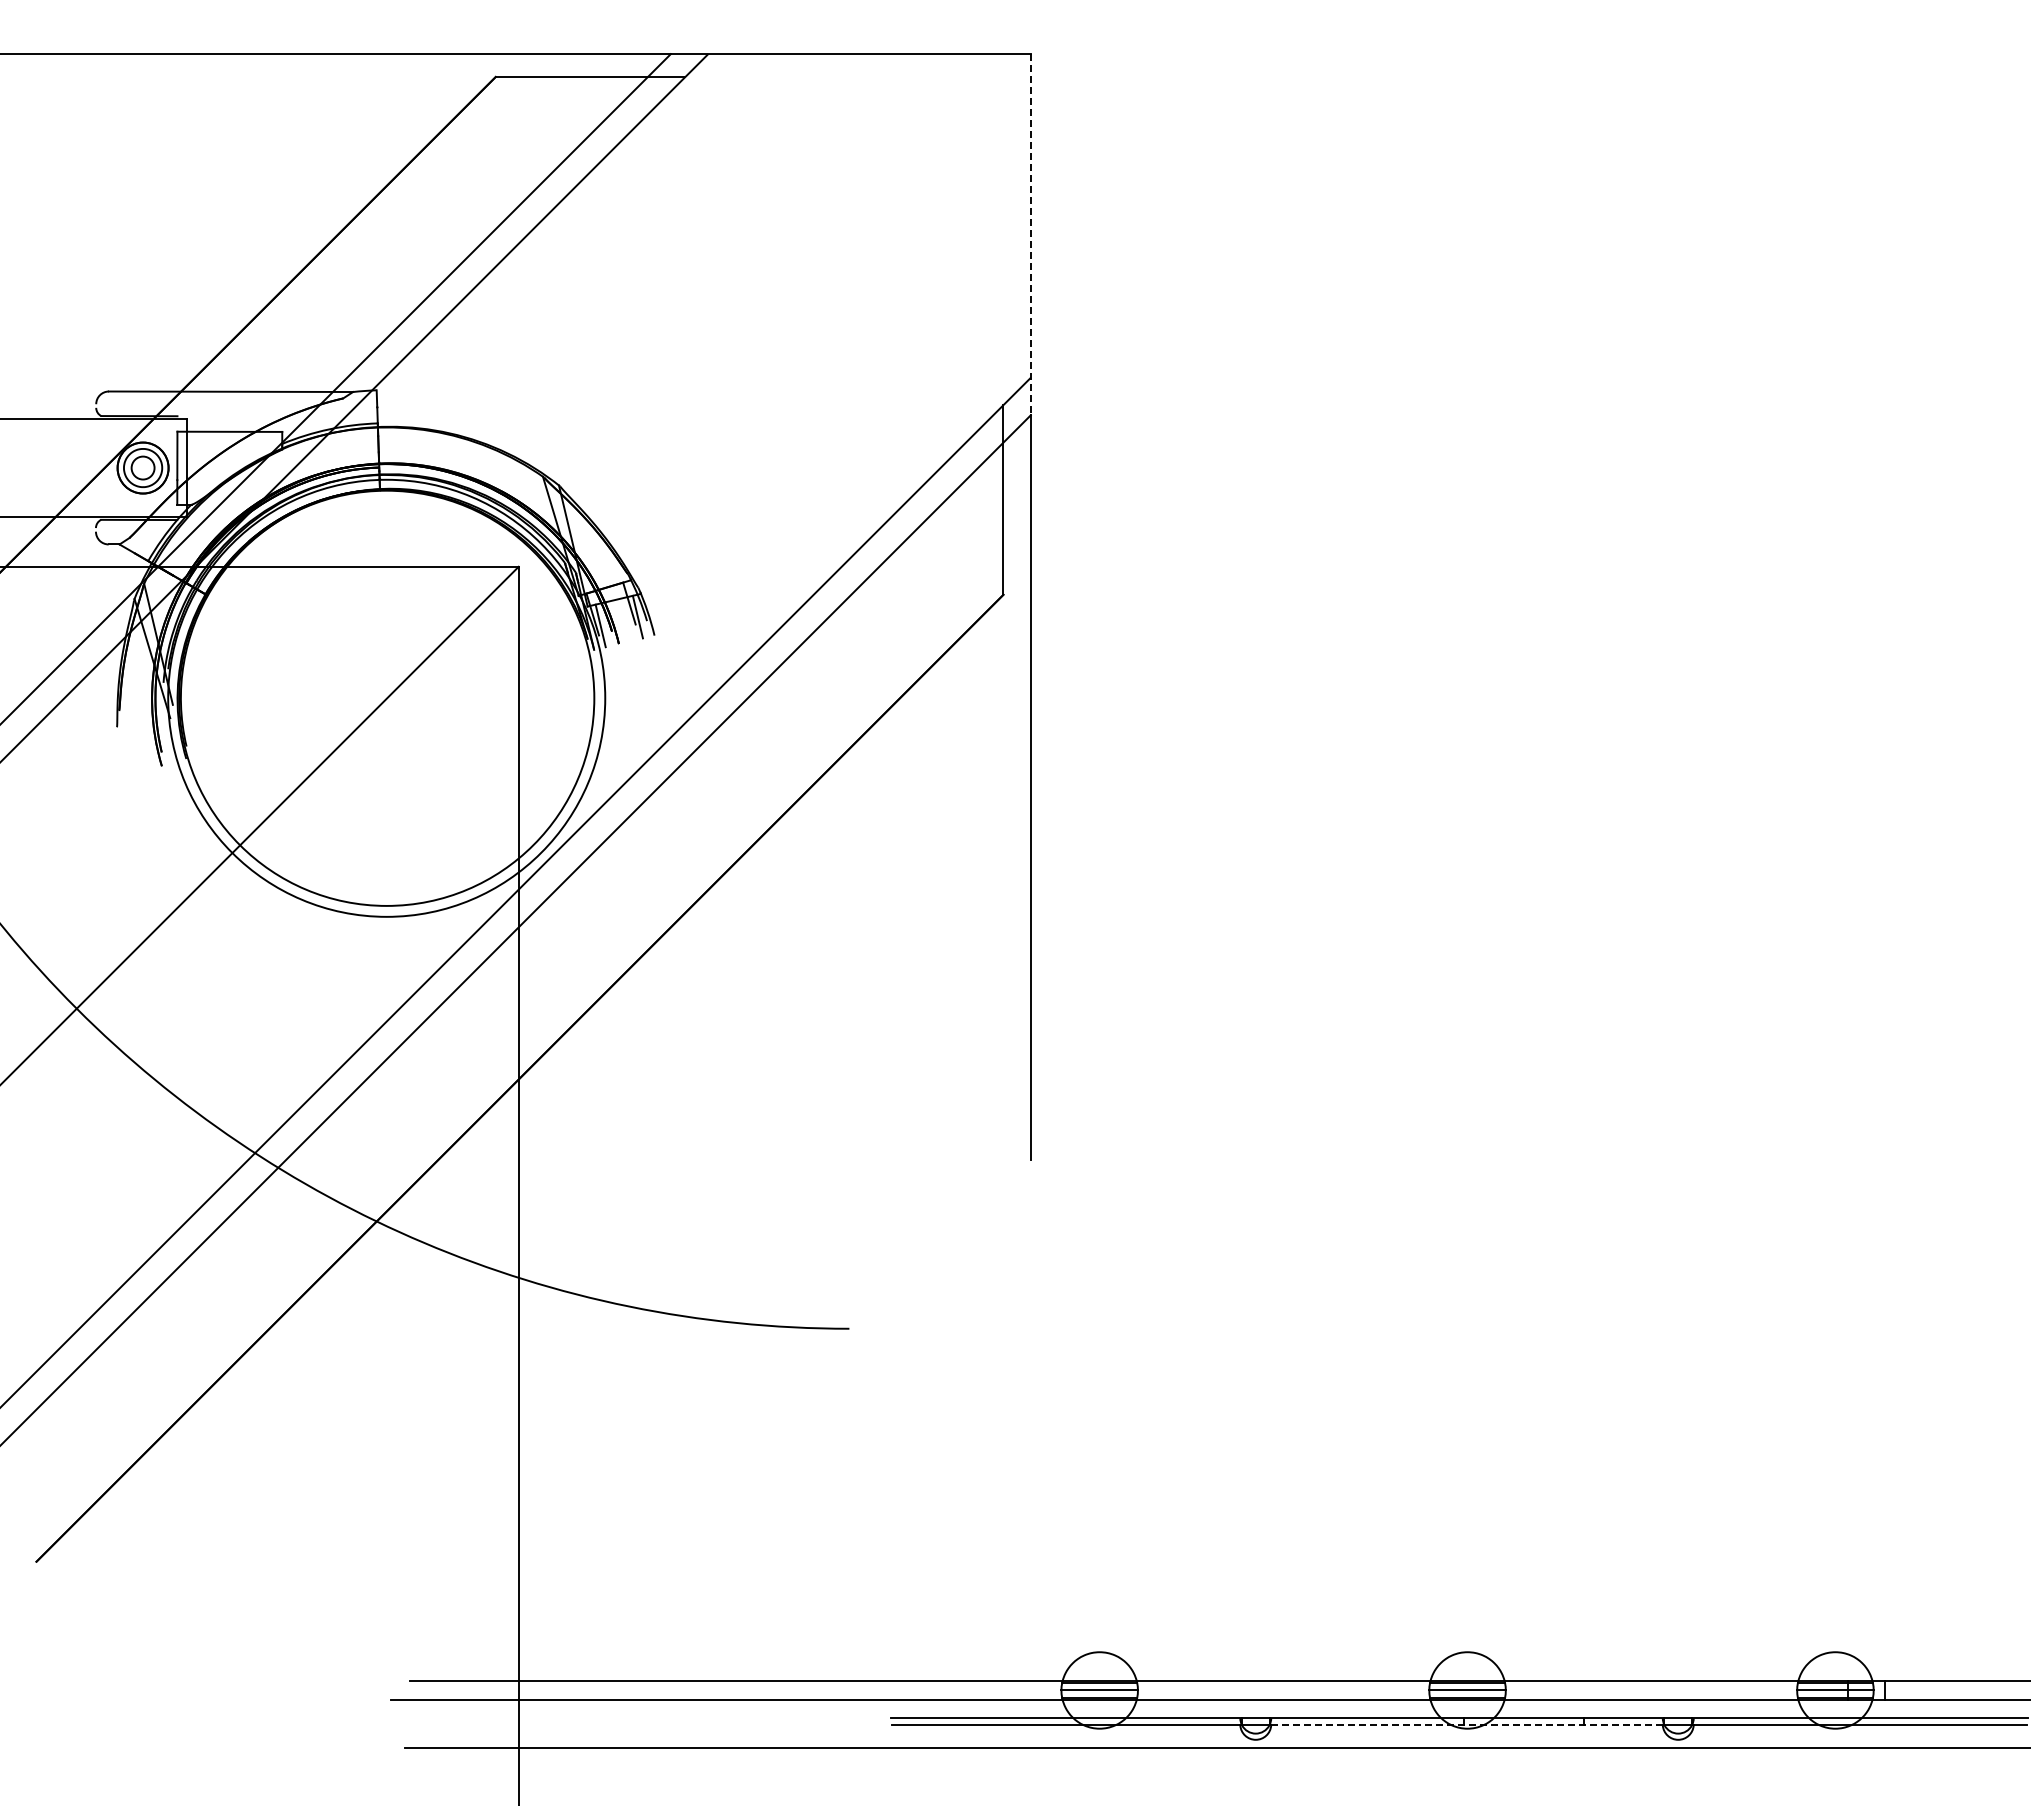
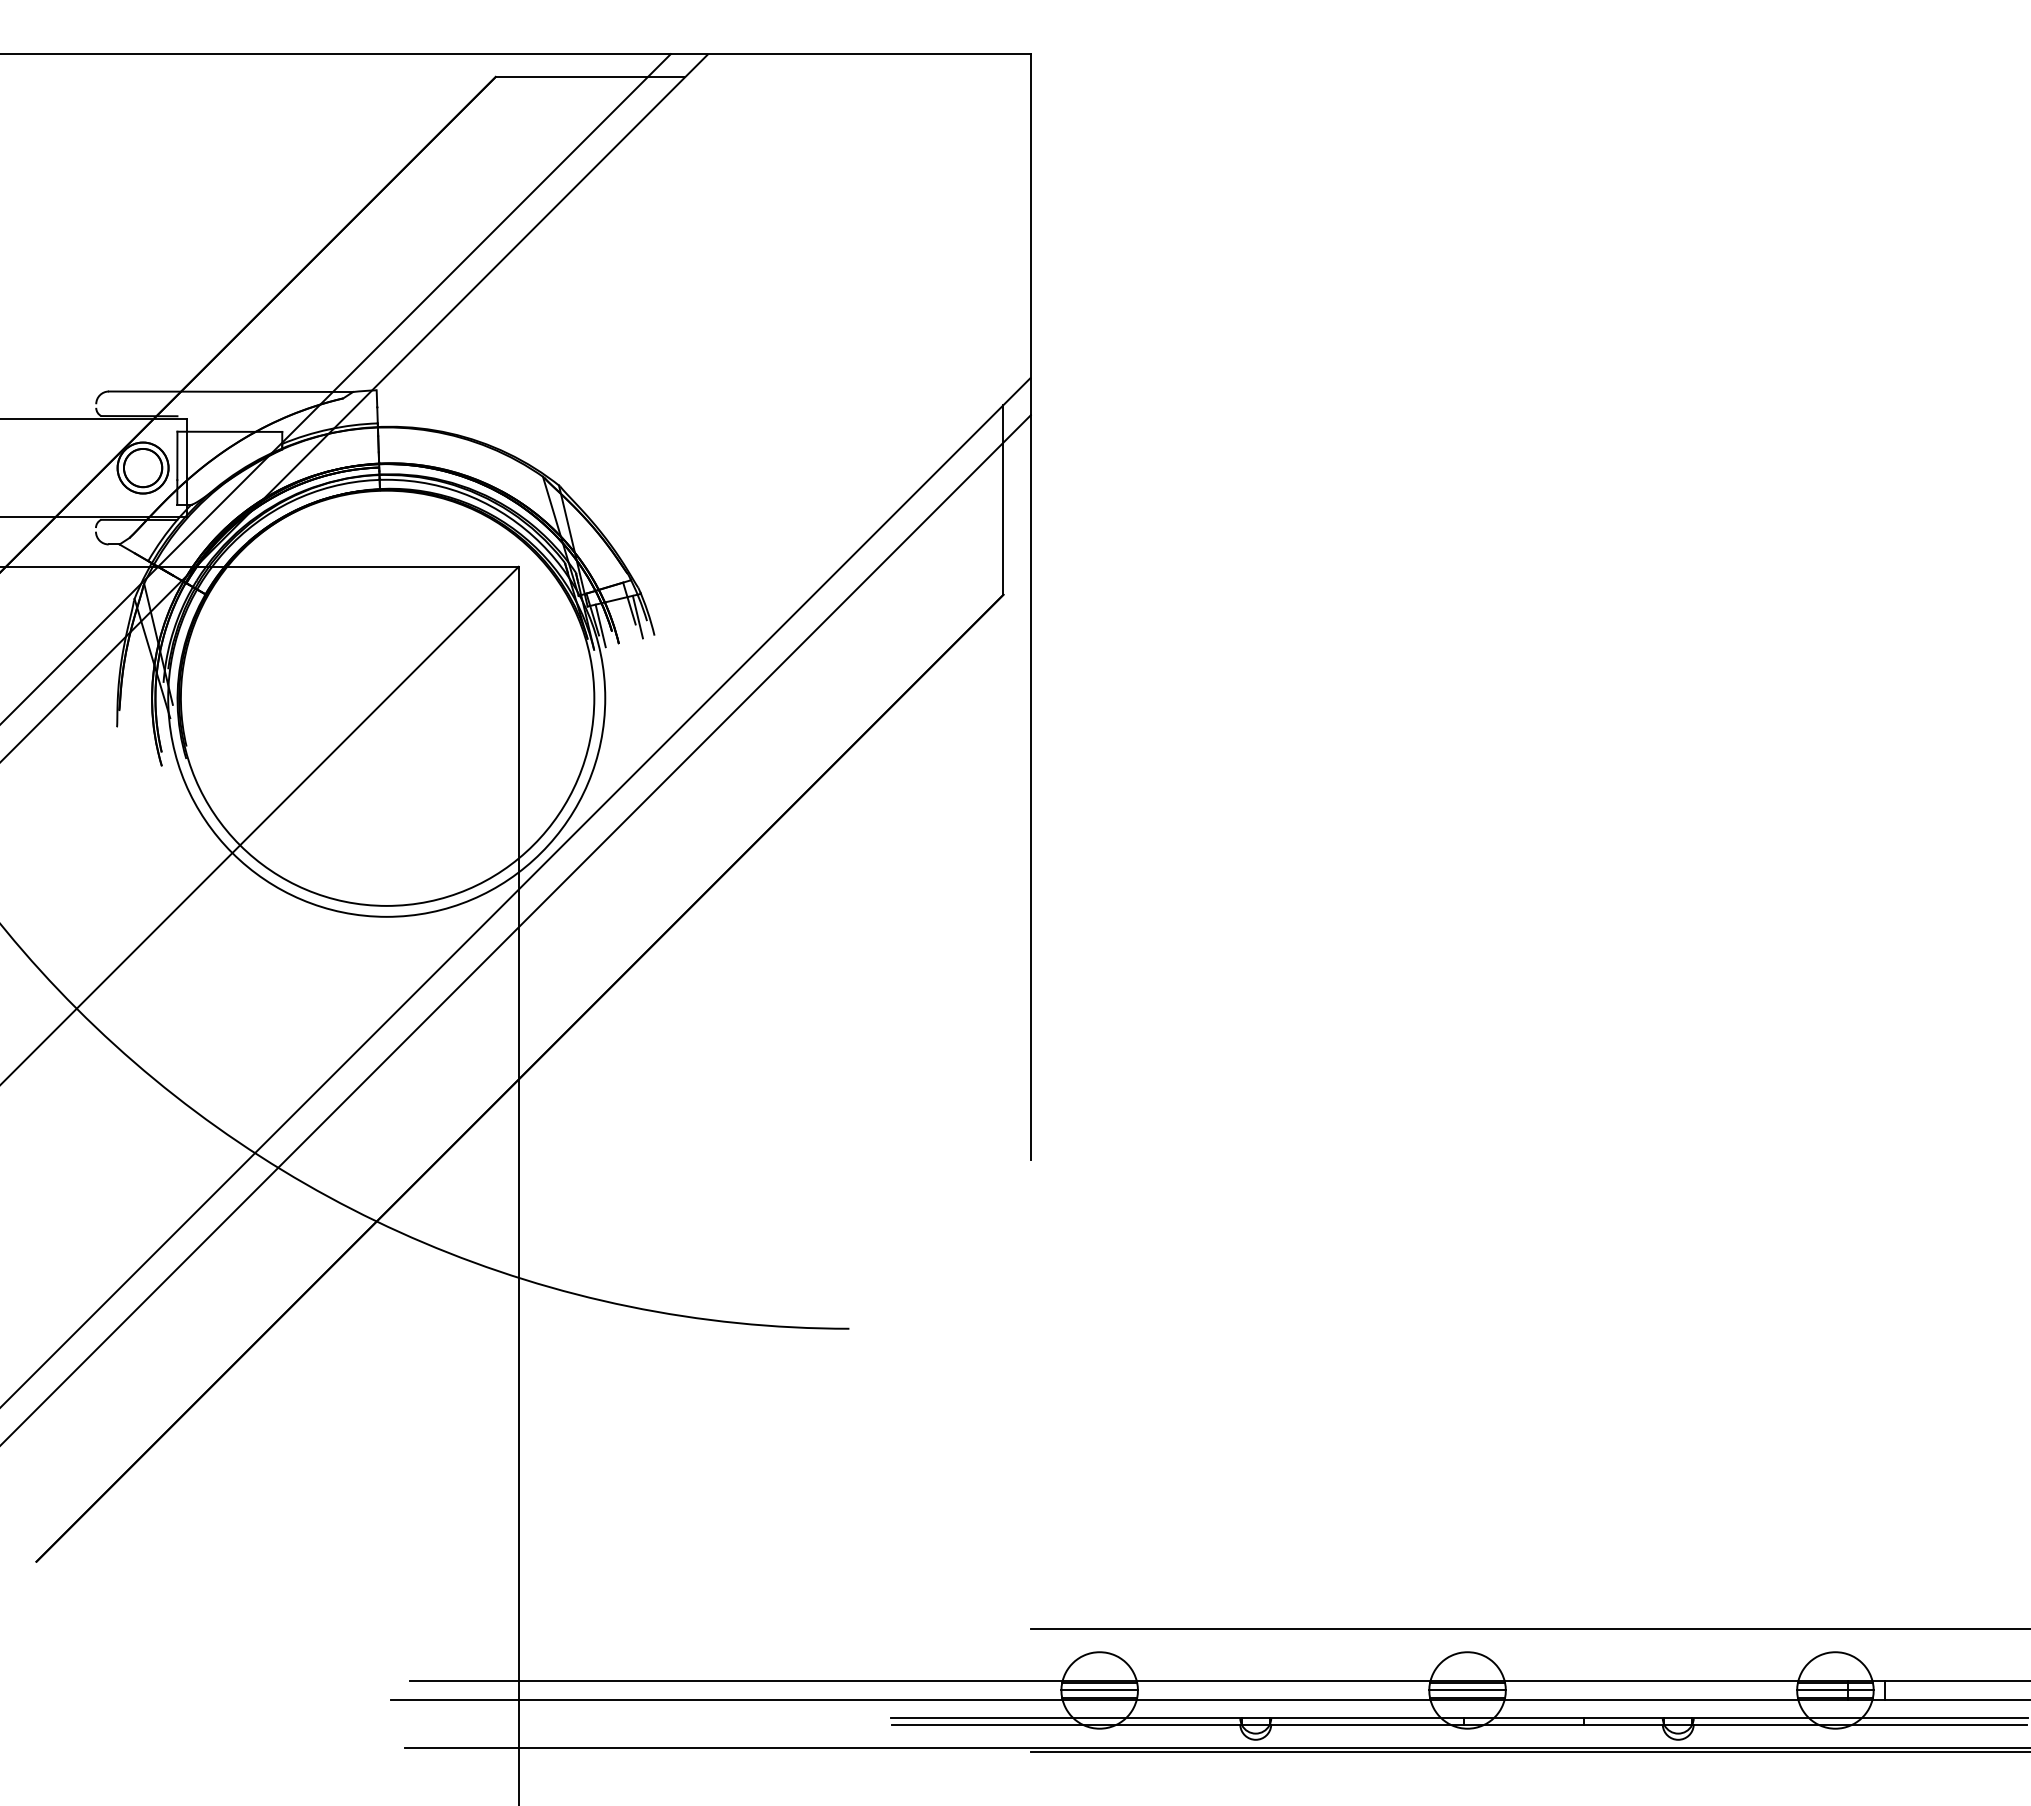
line: dashed -> solid (1030, 234)
circle diameter: 23 px -> 38 px (142, 467)
line: none -> present (1528, 1629)
line: dashed -> solid (1467, 1725)
line: none -> present (1528, 1751)
